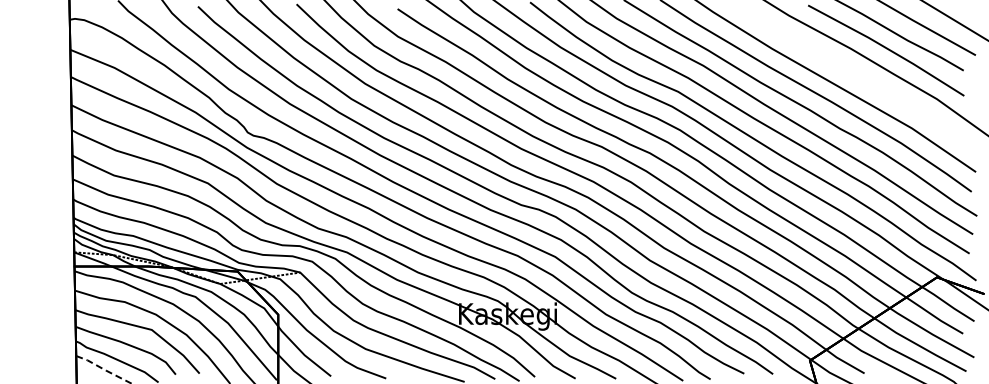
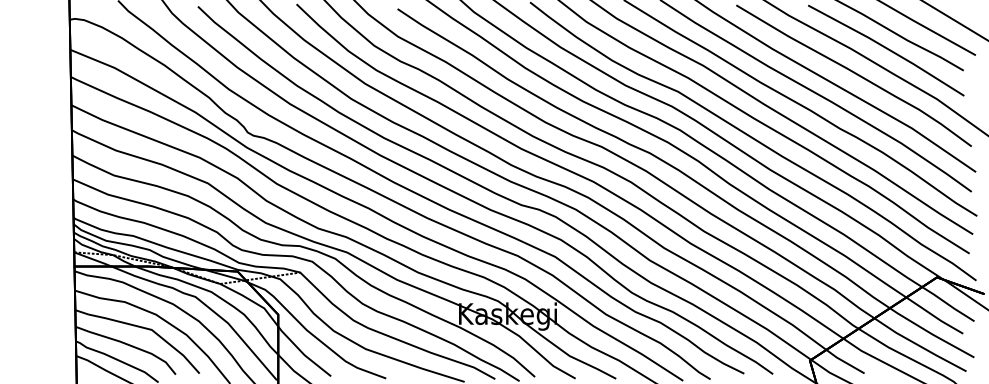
curve: none -> present (853, 73)
line: dashed -> solid (104, 369)
